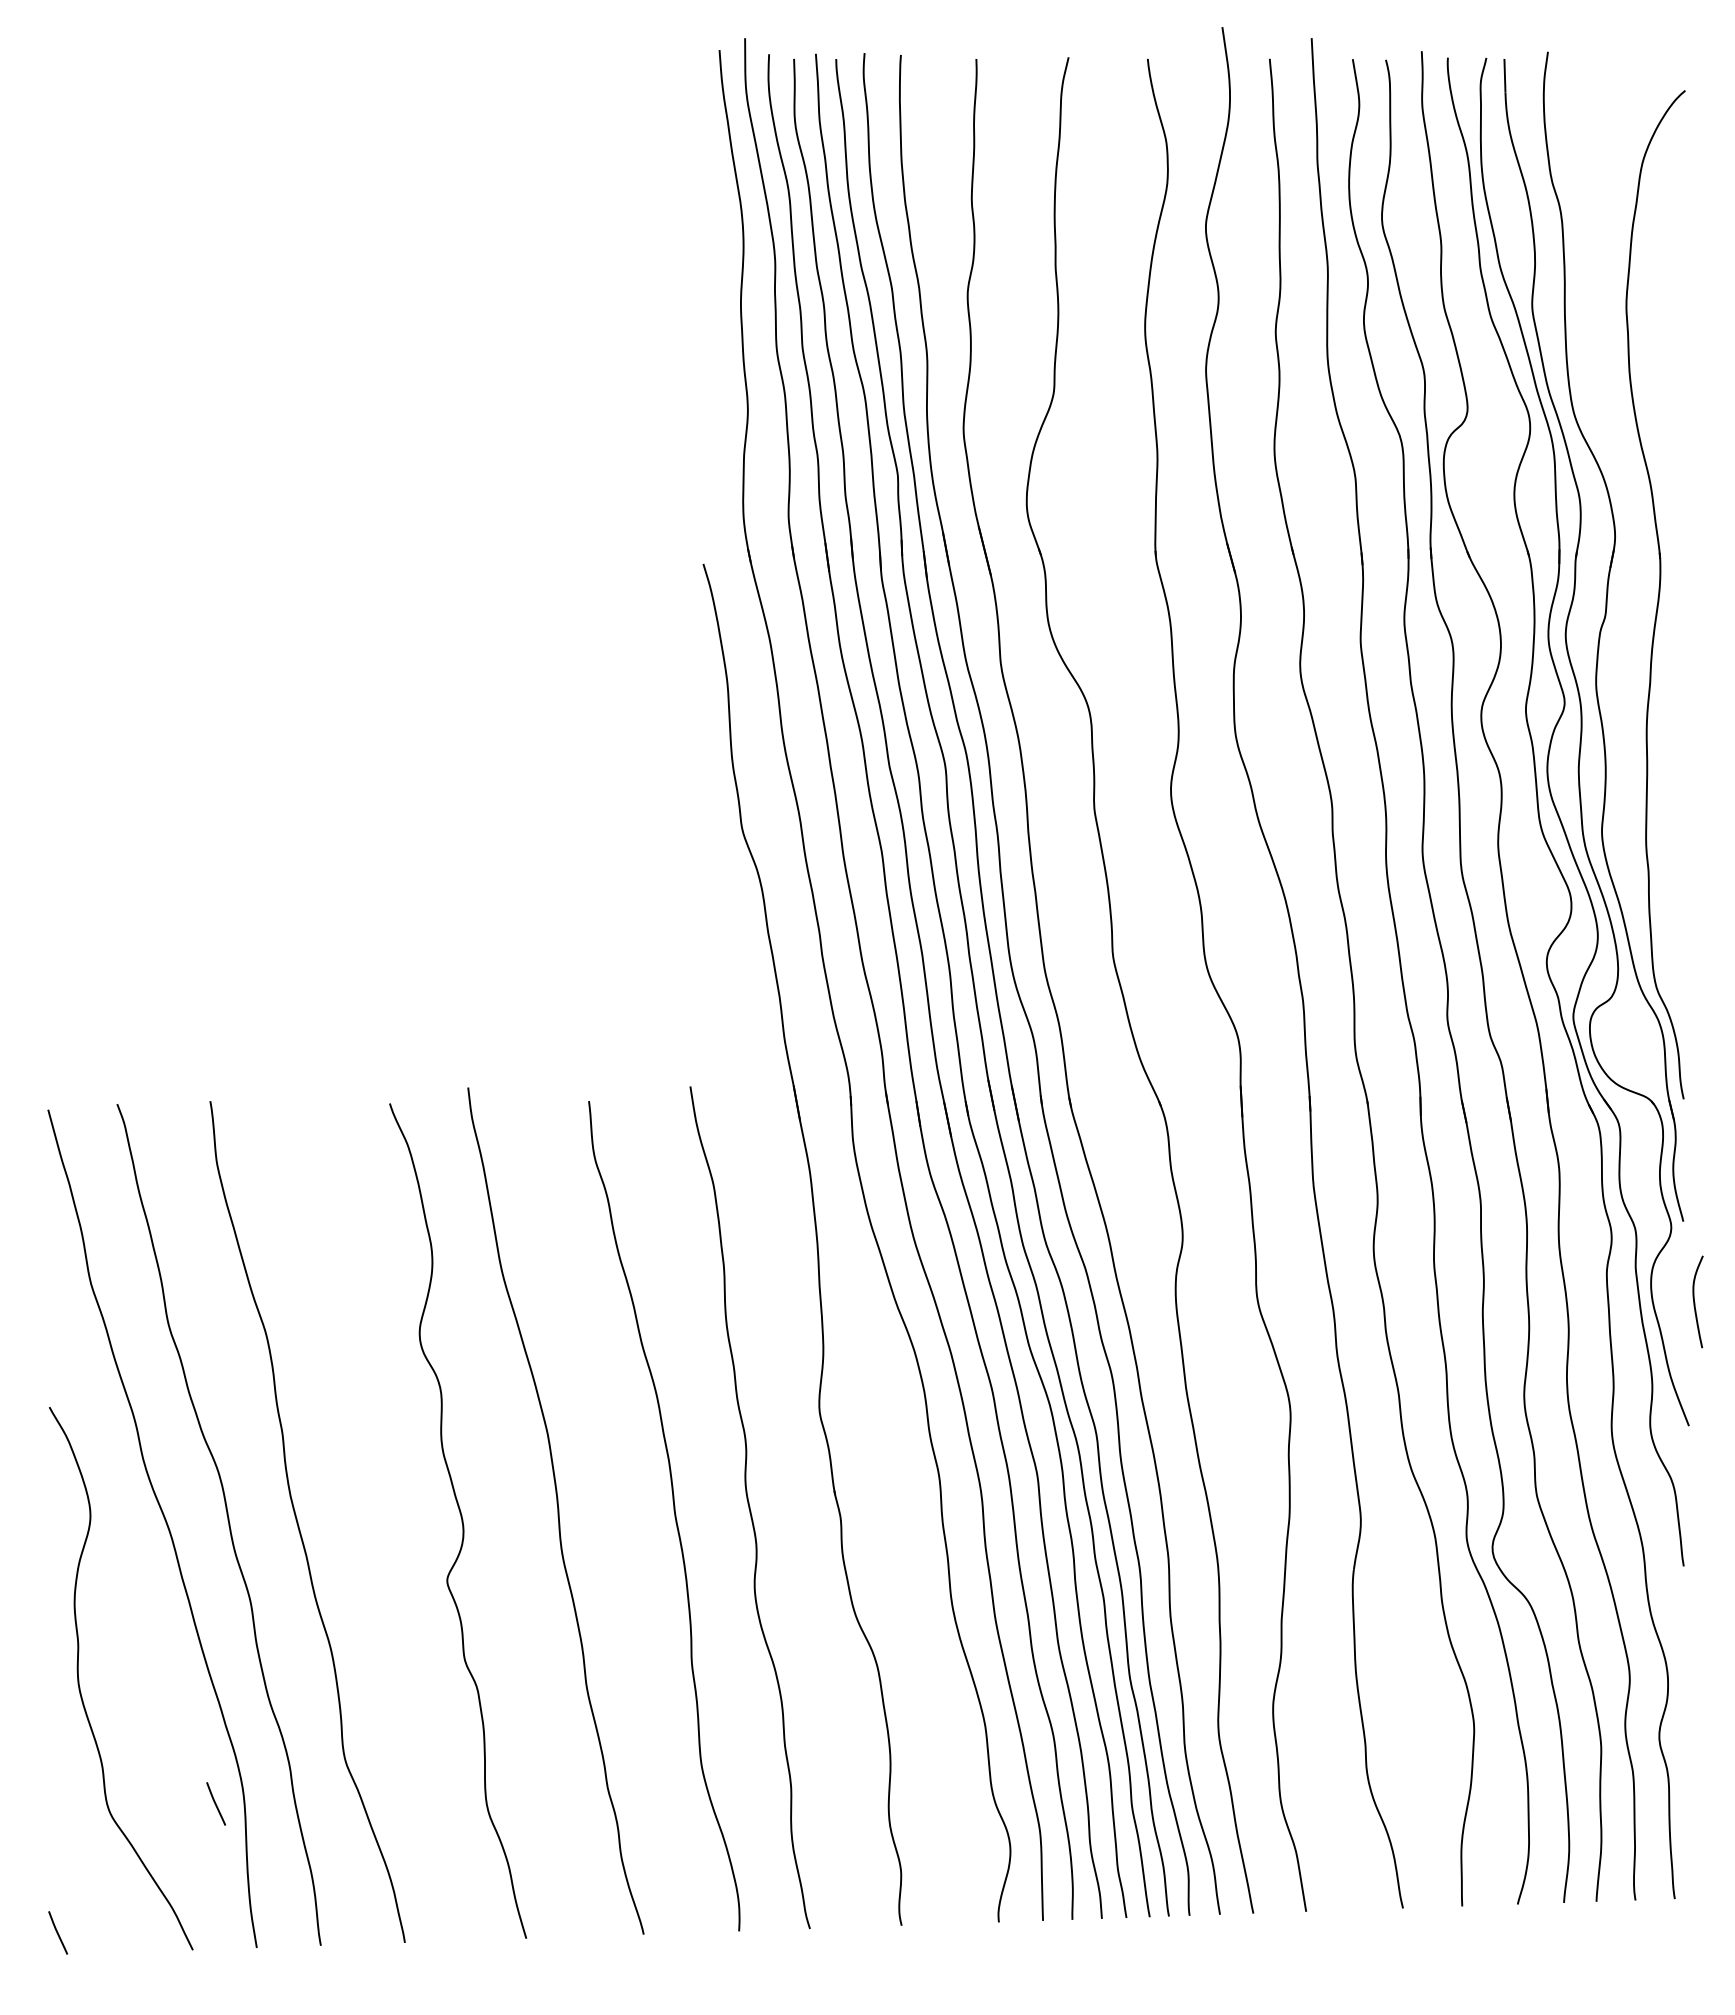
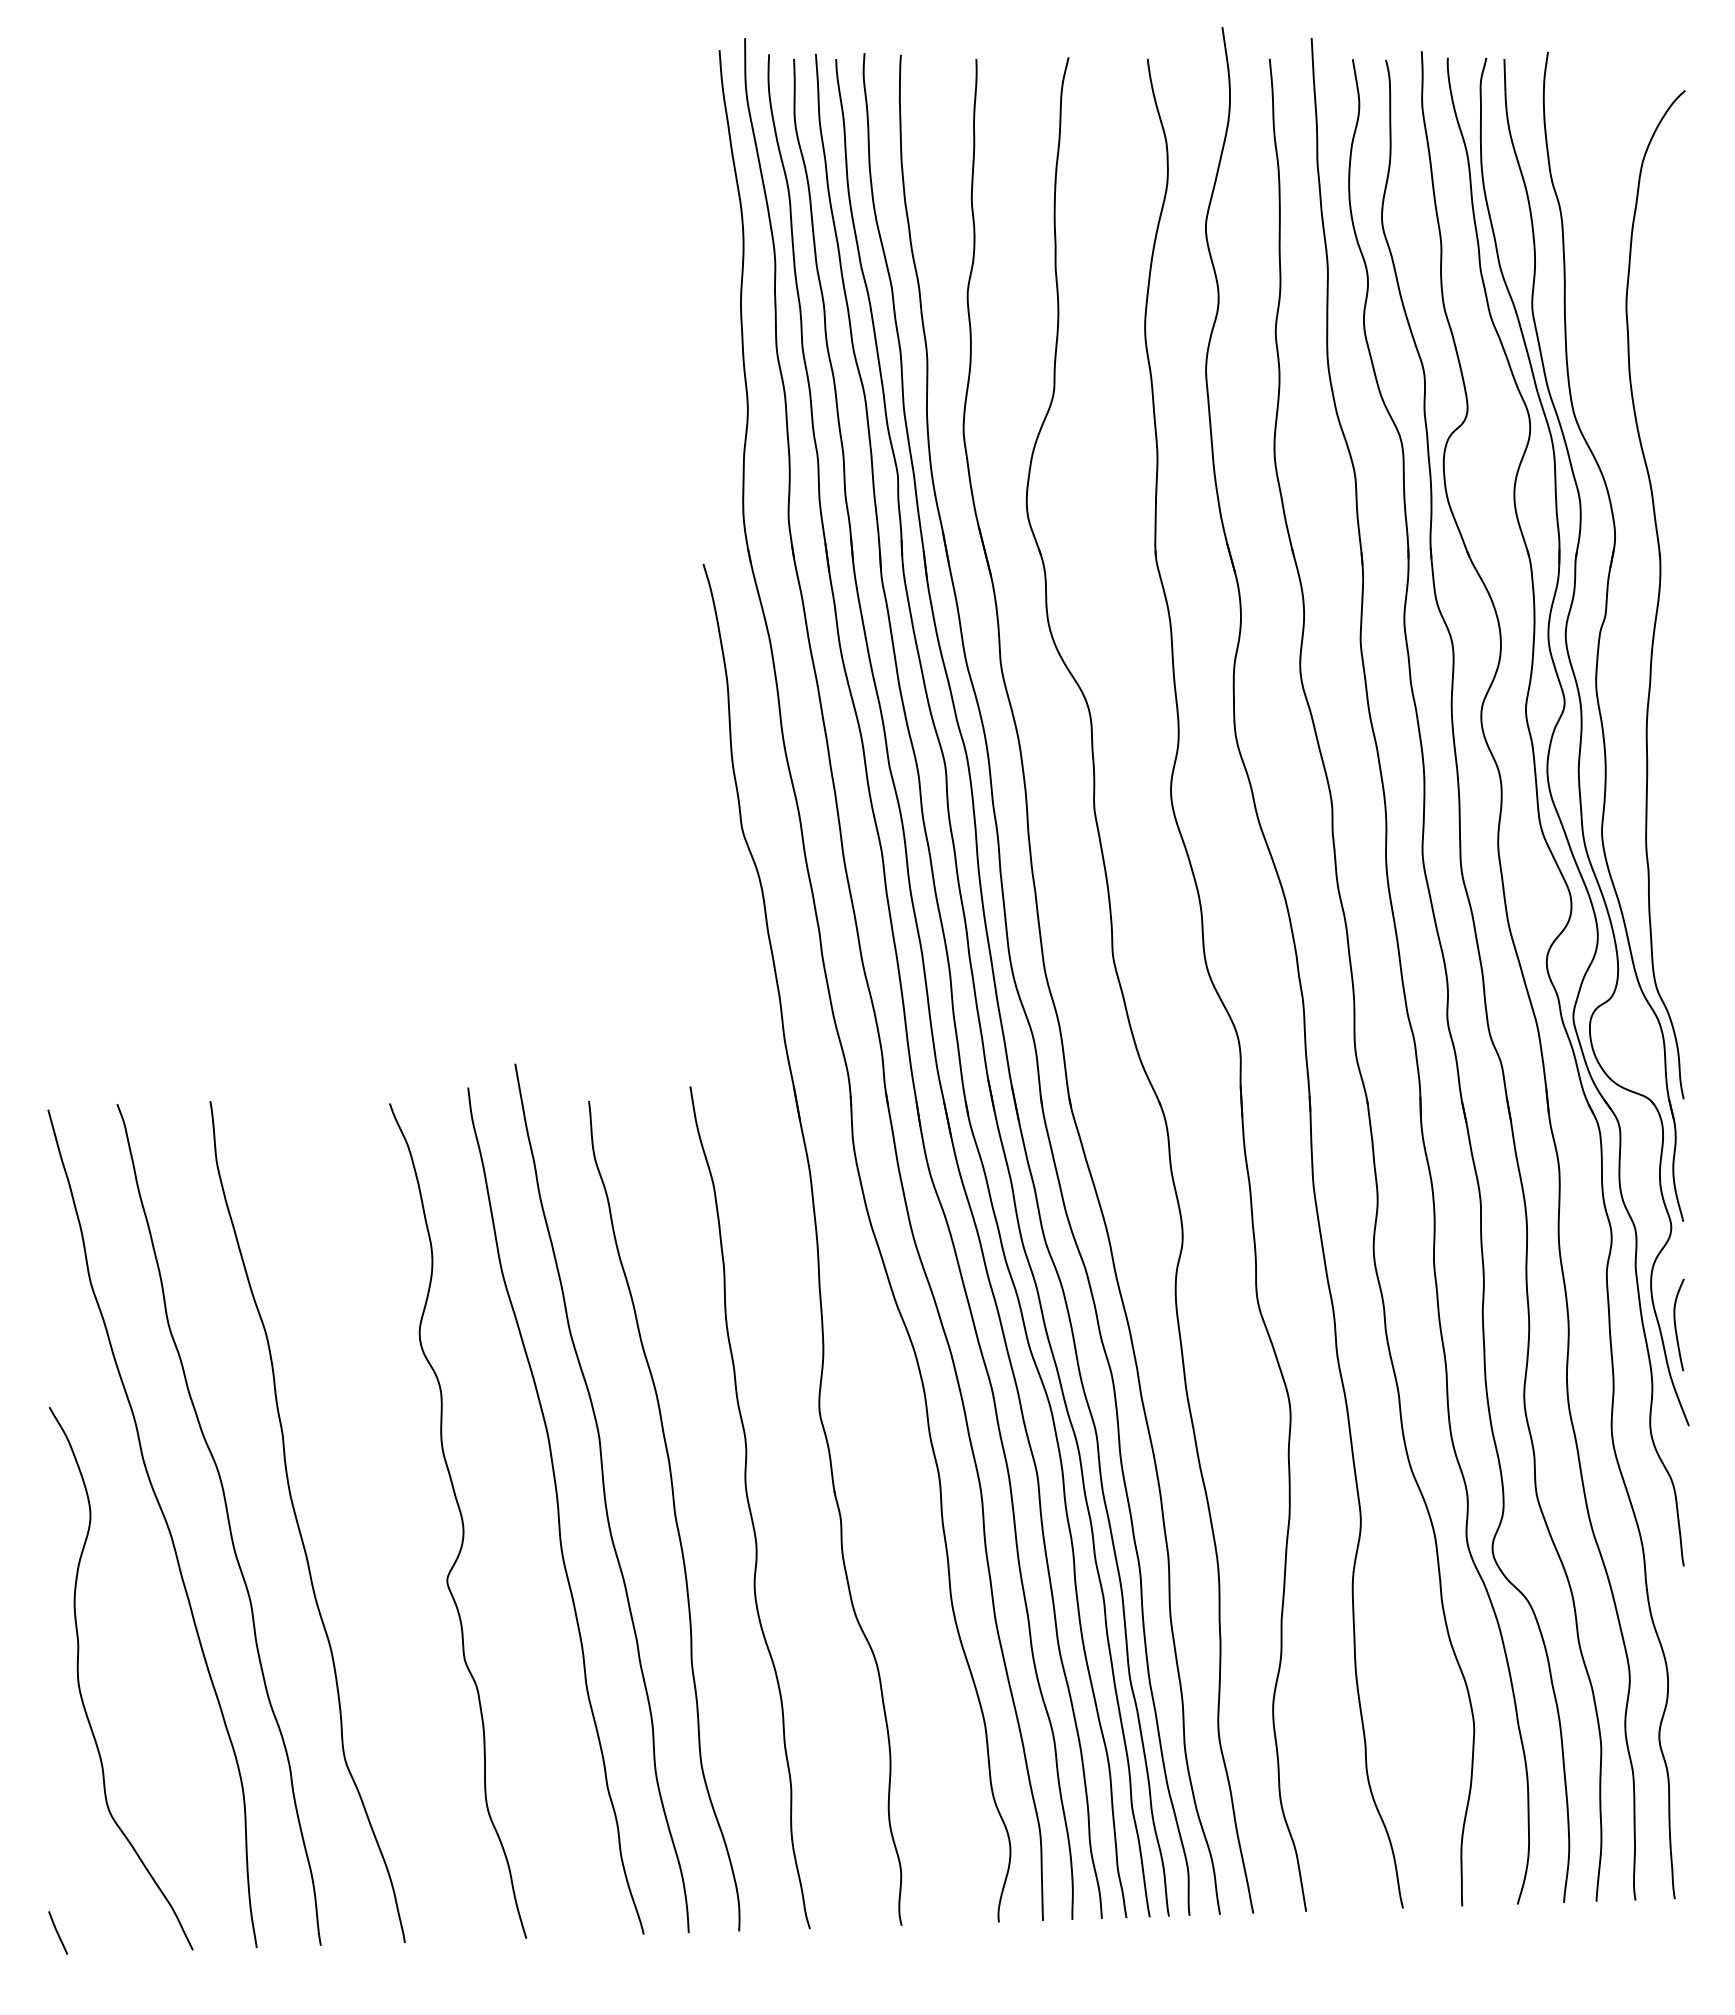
curve position: (1695, 1302) -> (1676, 1325) (1676, 1325)
curve: none -> present (603, 1496)
line: present -> none (215, 1803)
